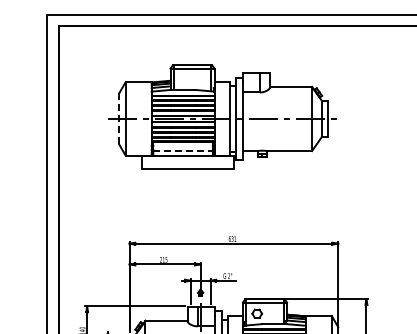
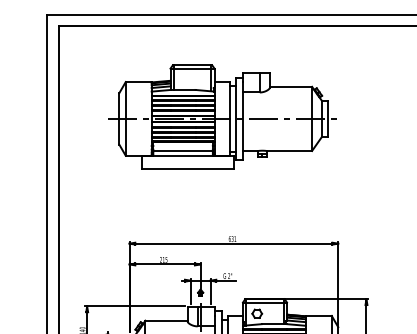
line: dashed -> solid (119, 118)
line: dashed -> solid (183, 151)
